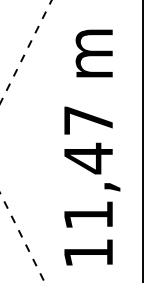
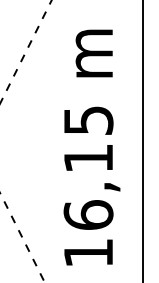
text: 11,47 -> 16,15 (88, 167)
